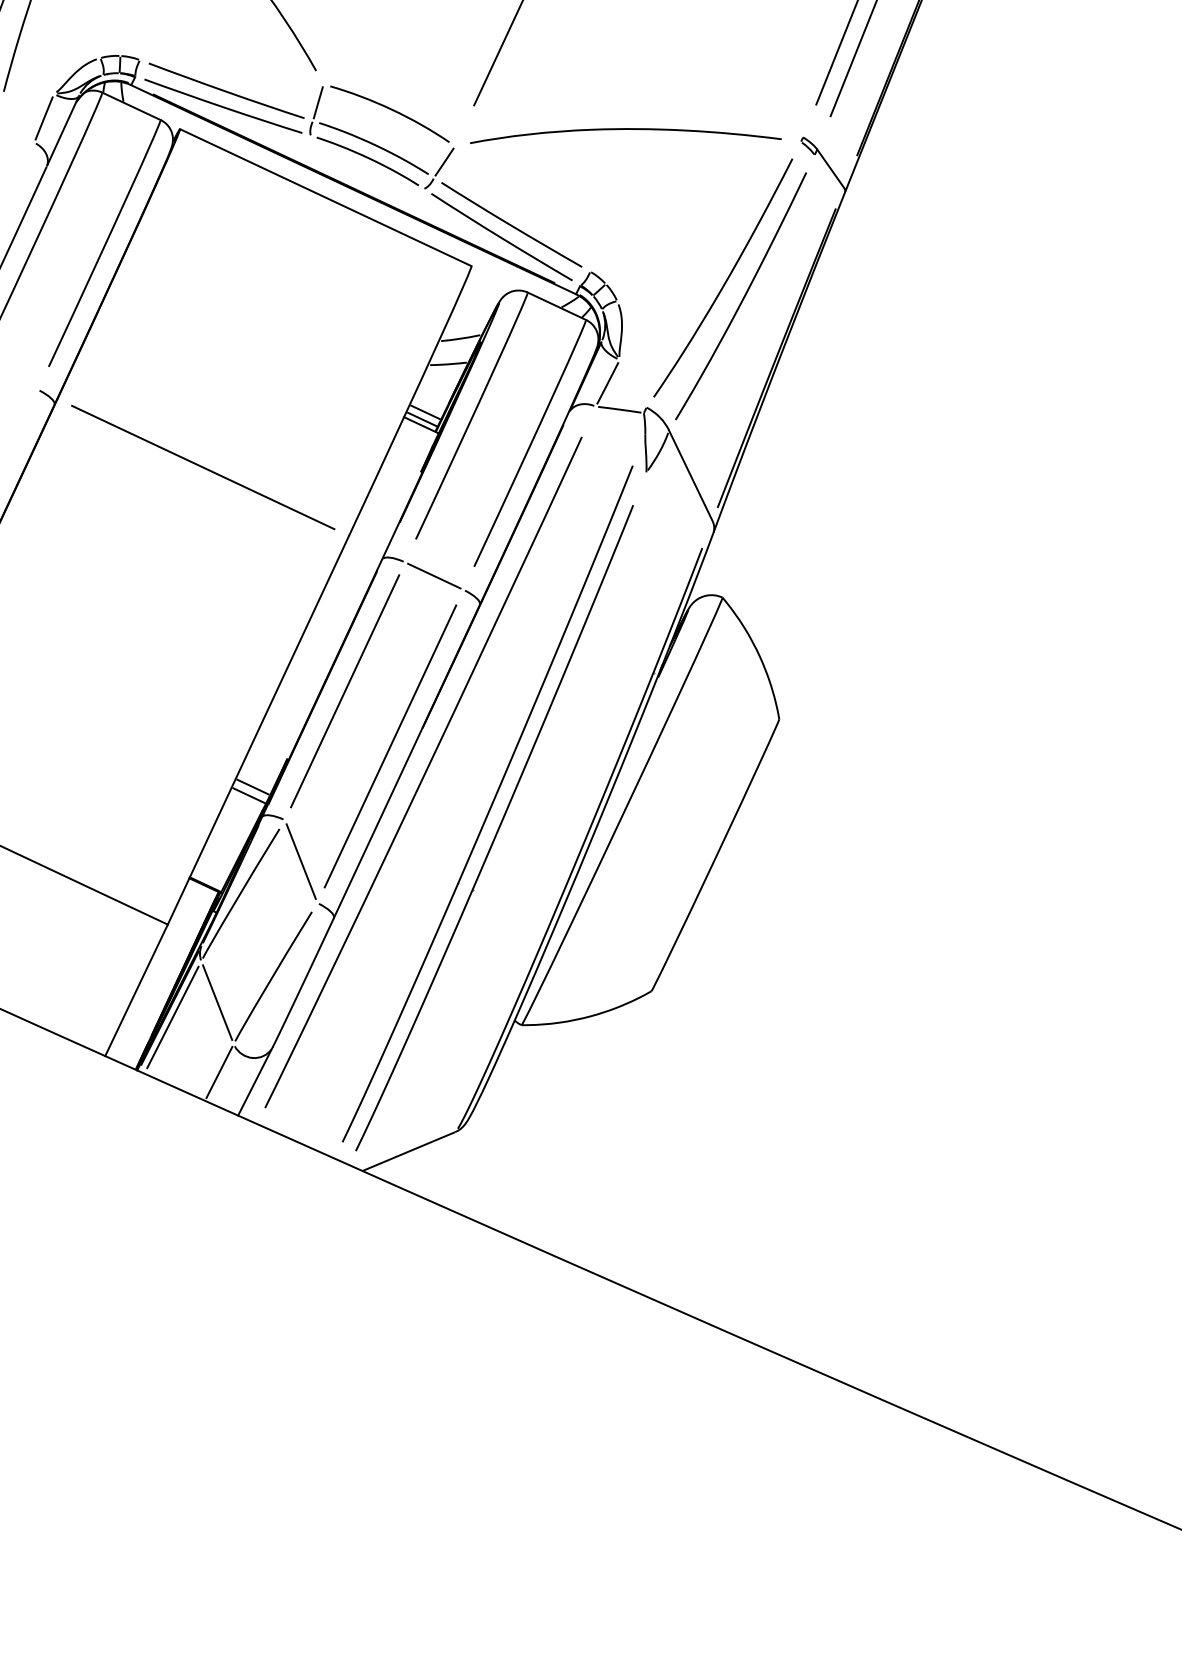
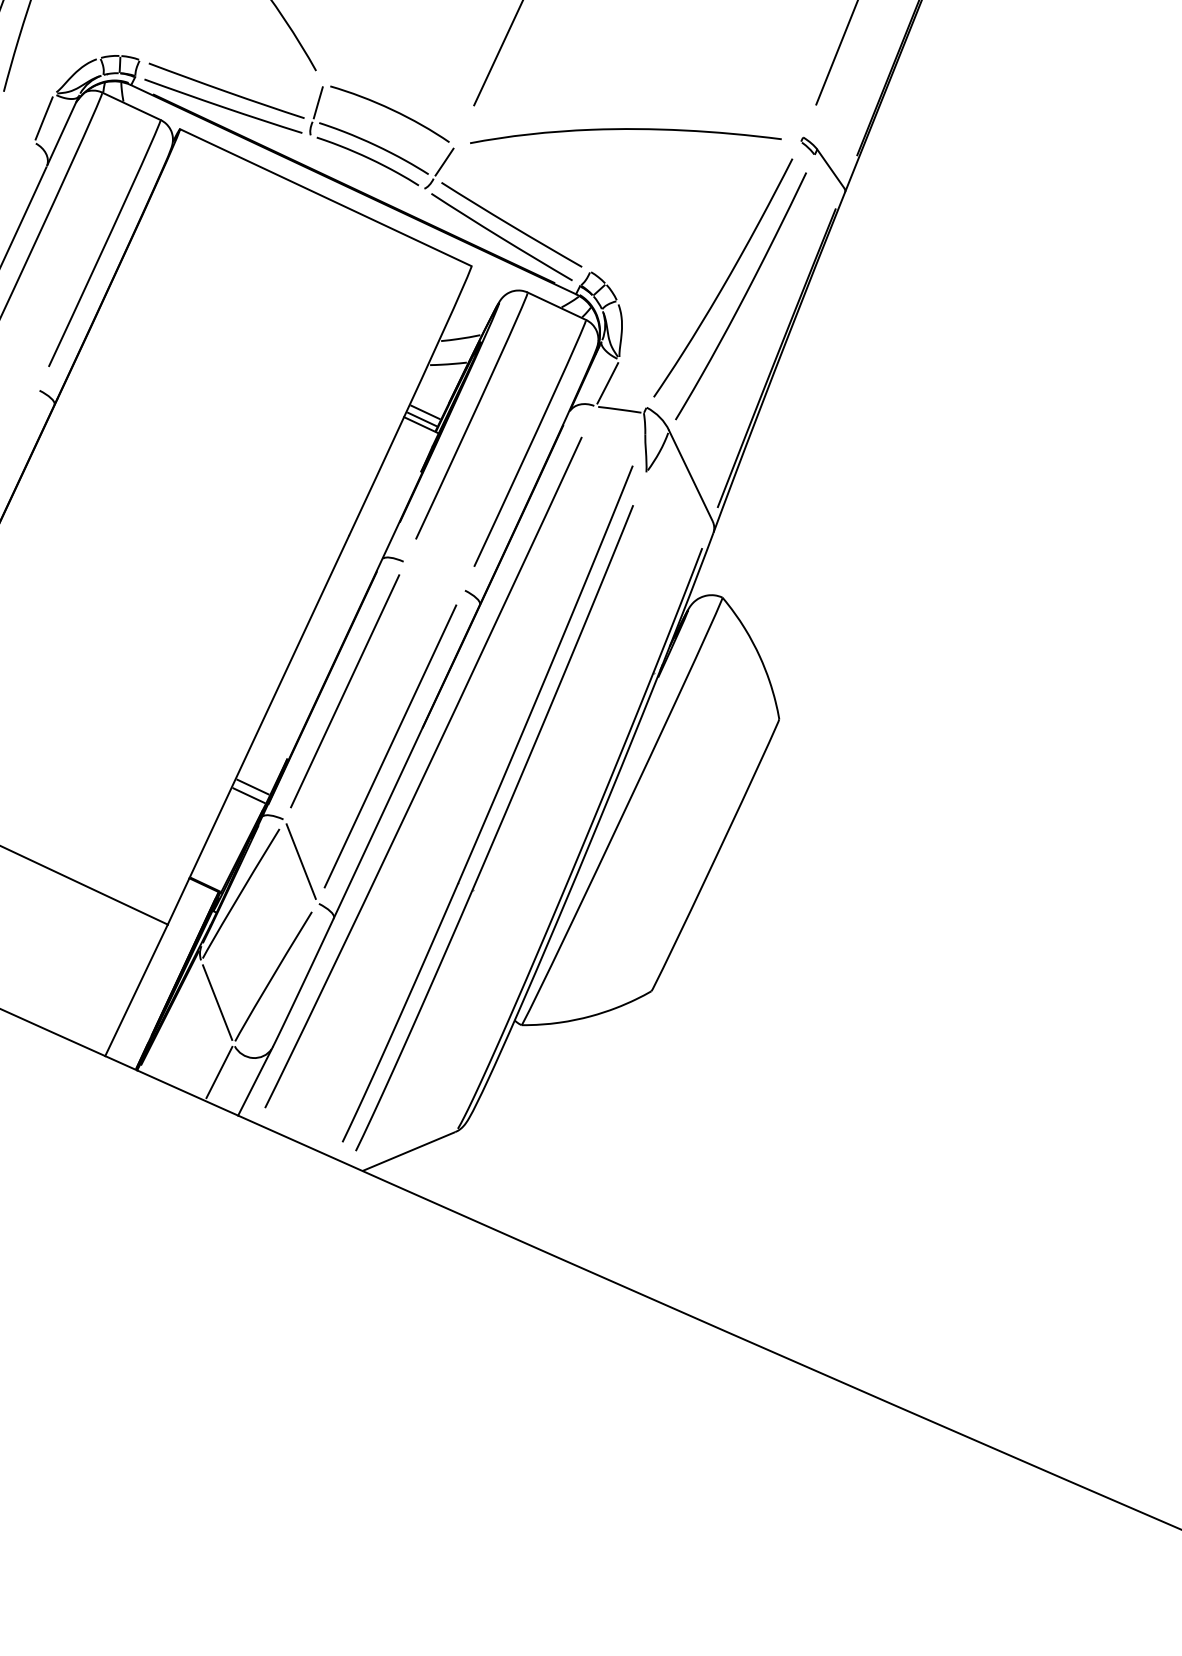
line: present -> none (852, 59)
line: present -> none (203, 467)
line: present -> none (434, 575)
line: present -> none (172, 1017)
